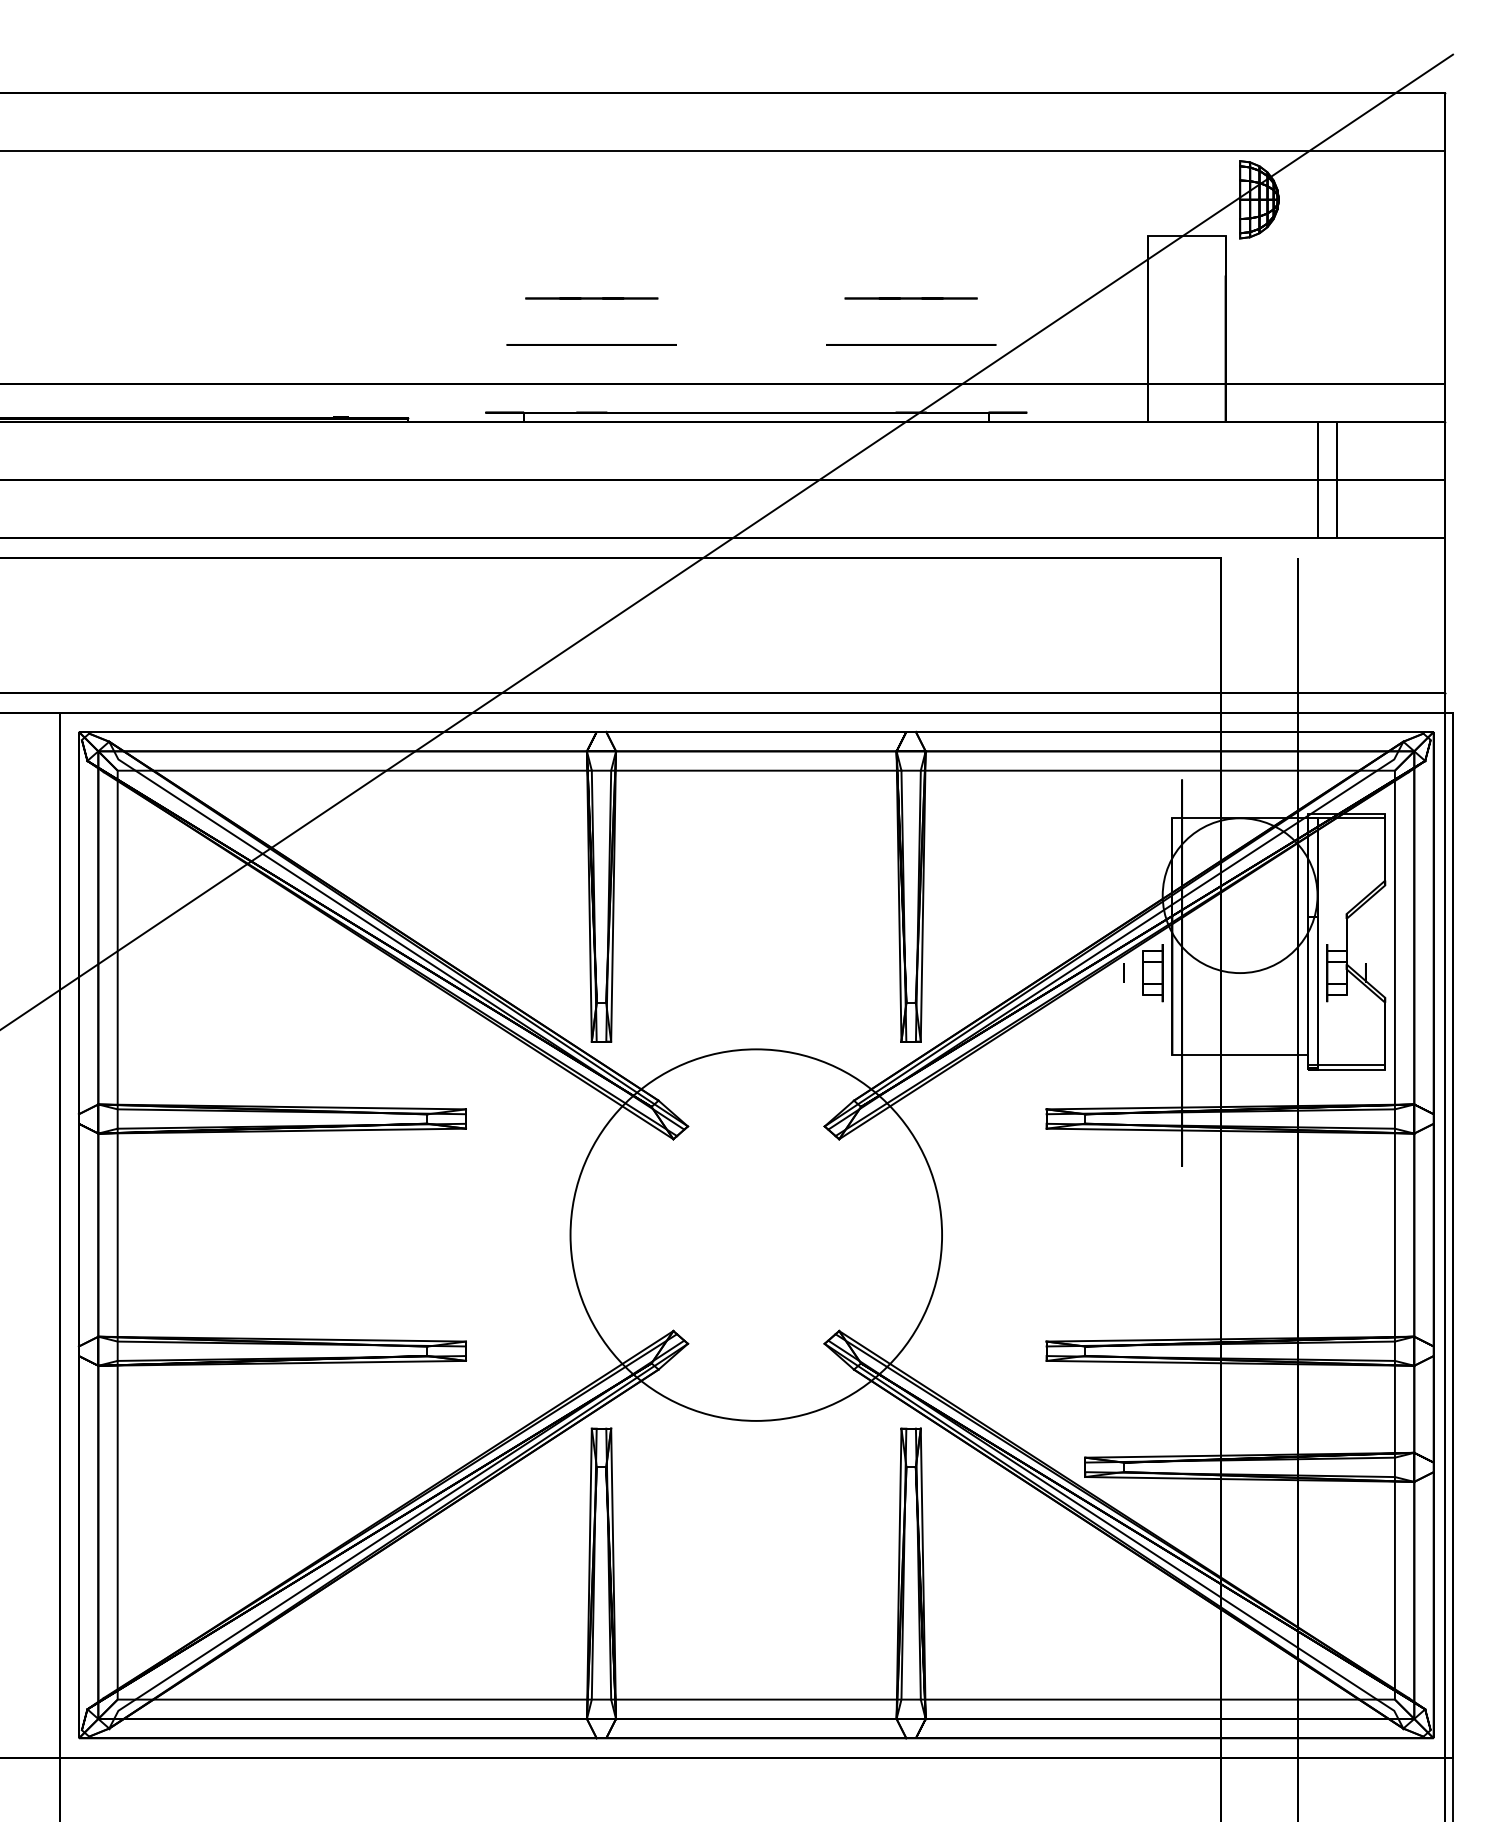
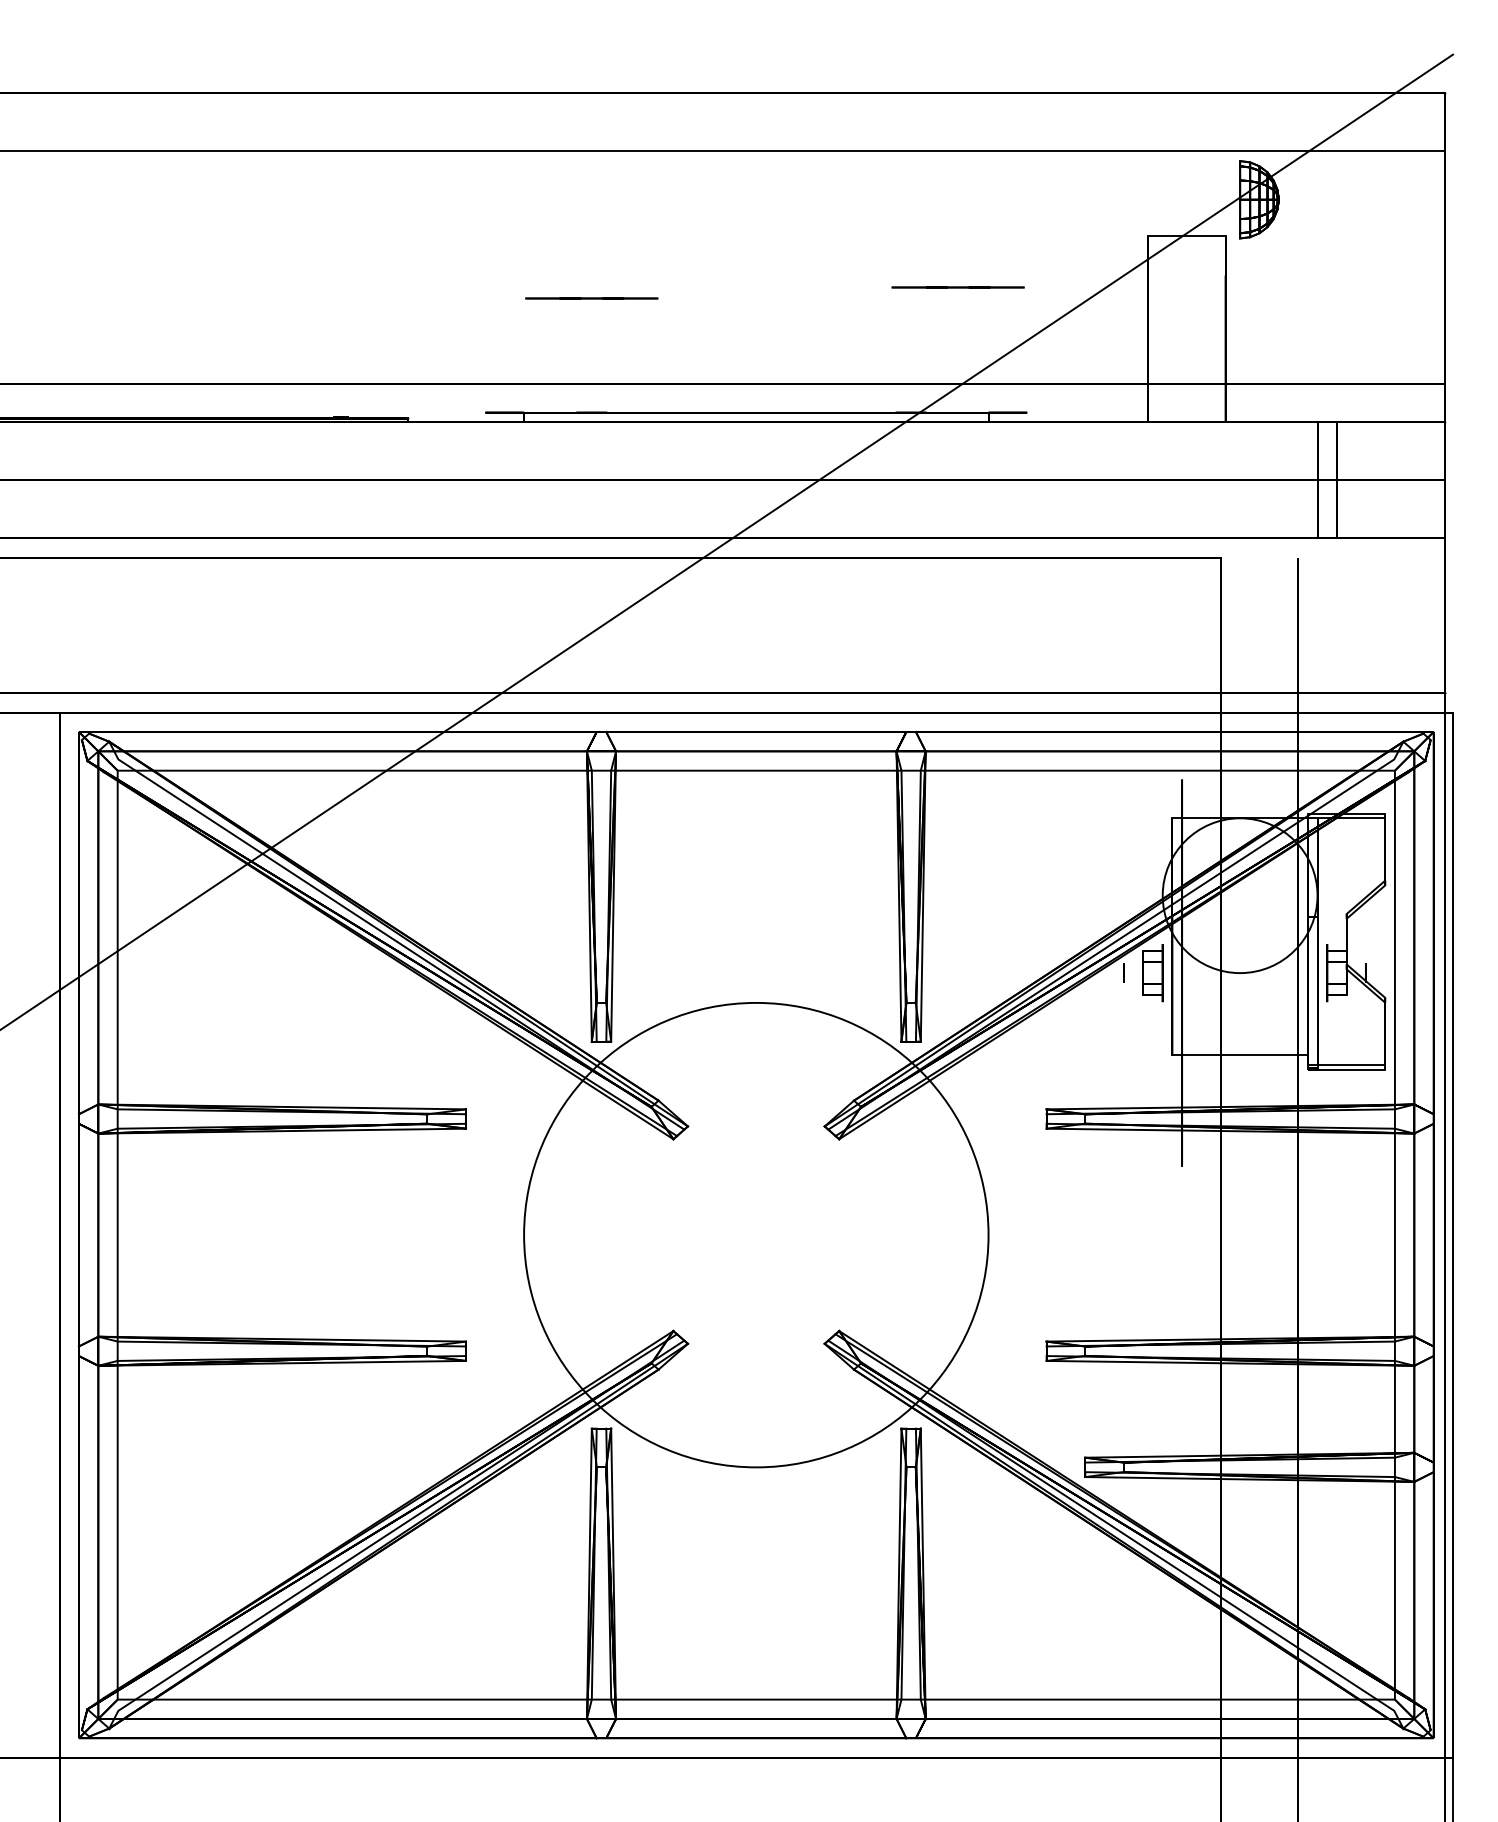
line position: (910, 298) -> (957, 287) (957, 287)
circle: present -> none (591, 344)
circle: present -> none (911, 344)
circle diameter: 372 px -> 464 px (756, 1234)
